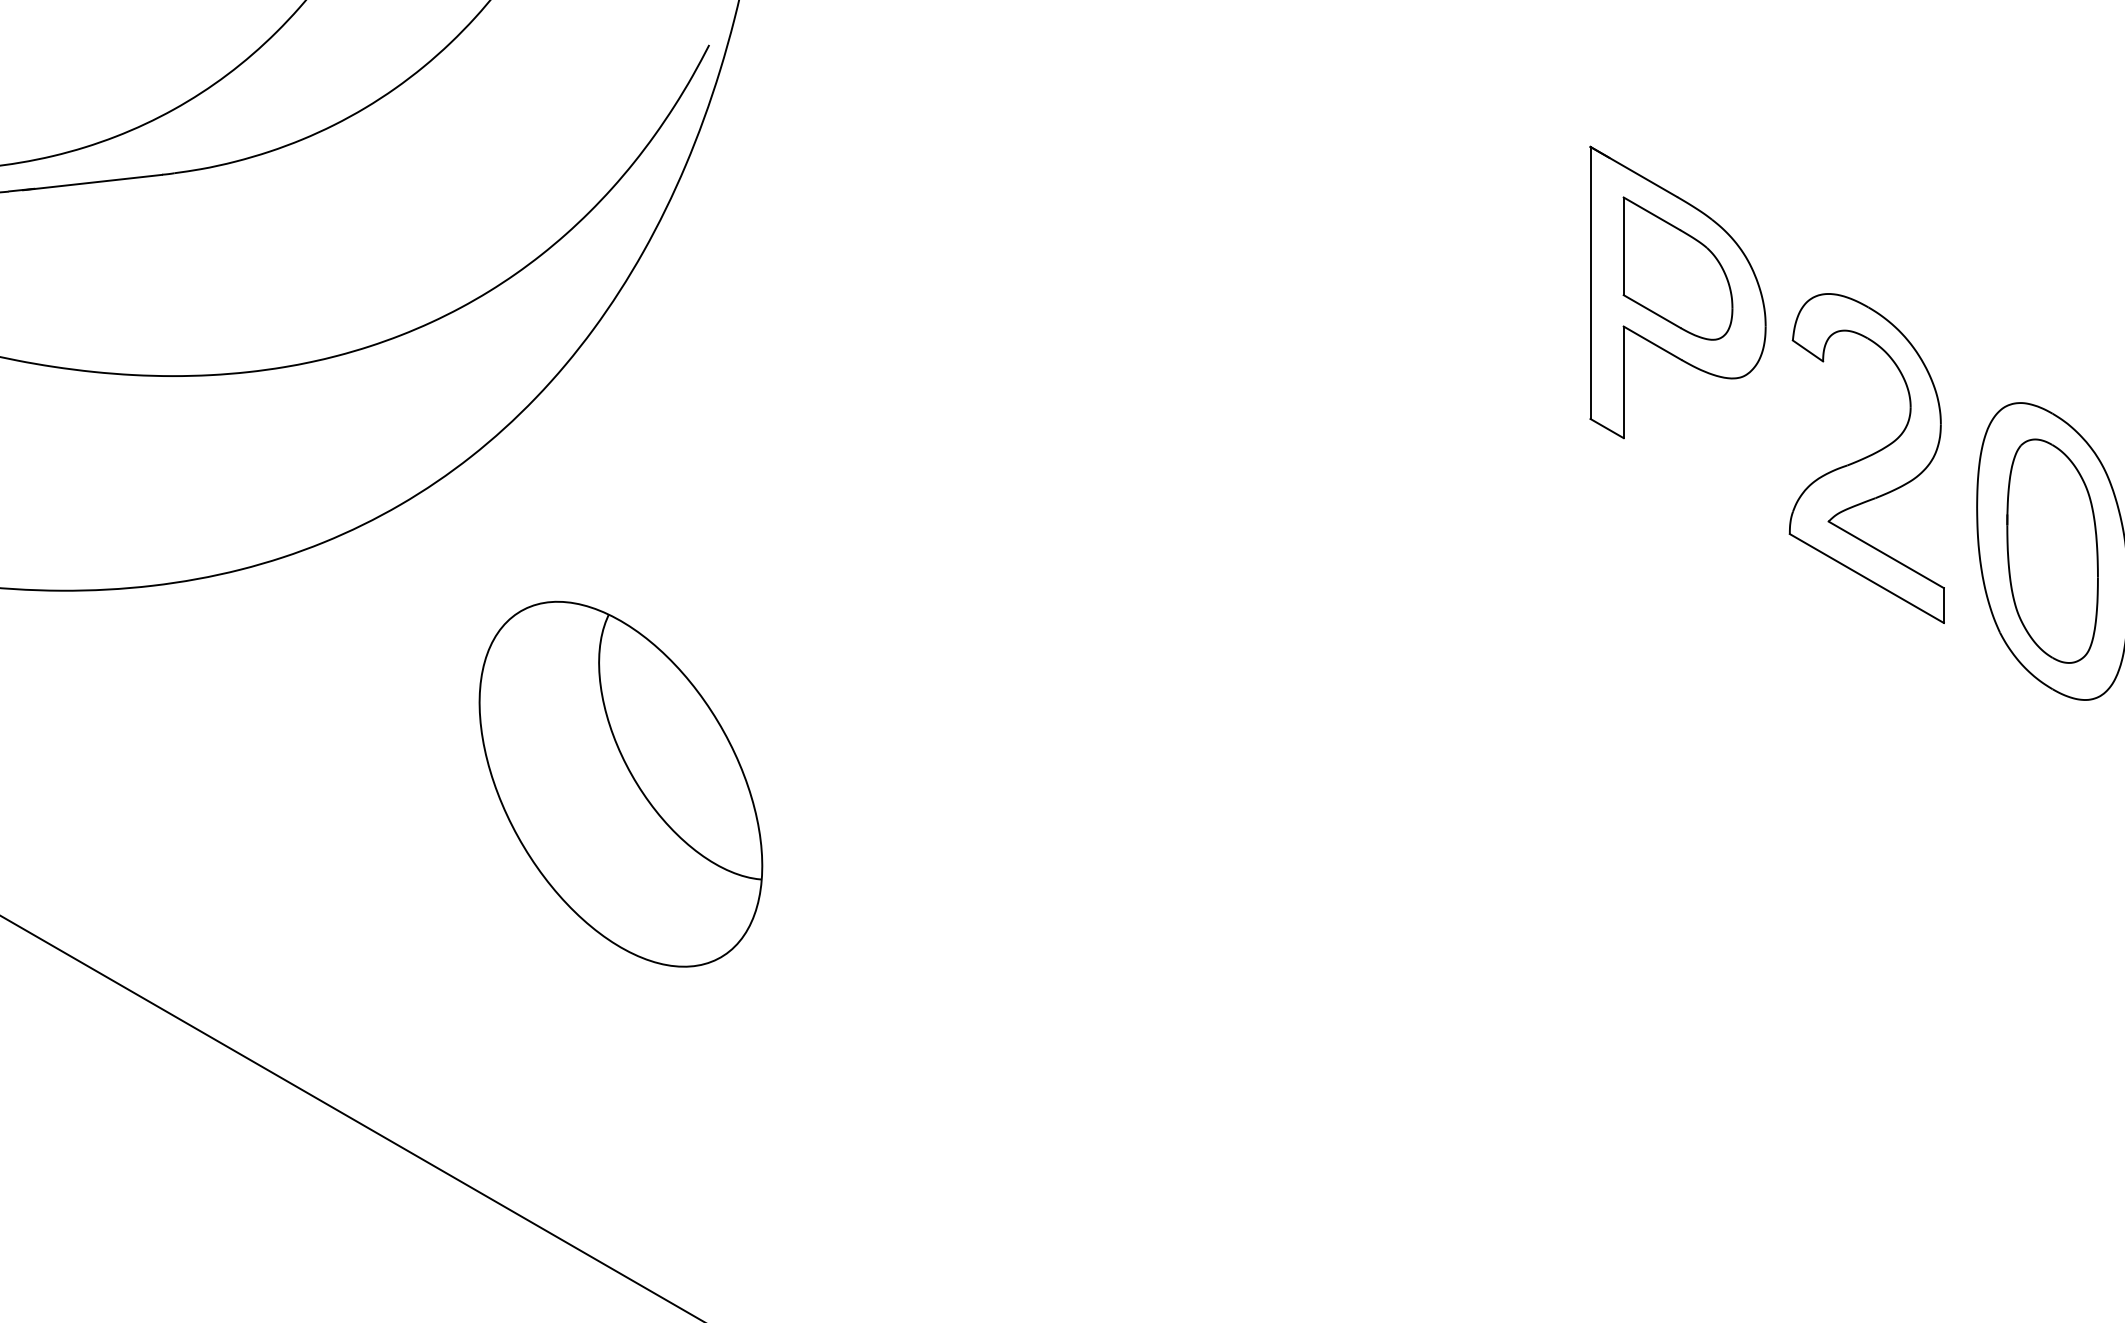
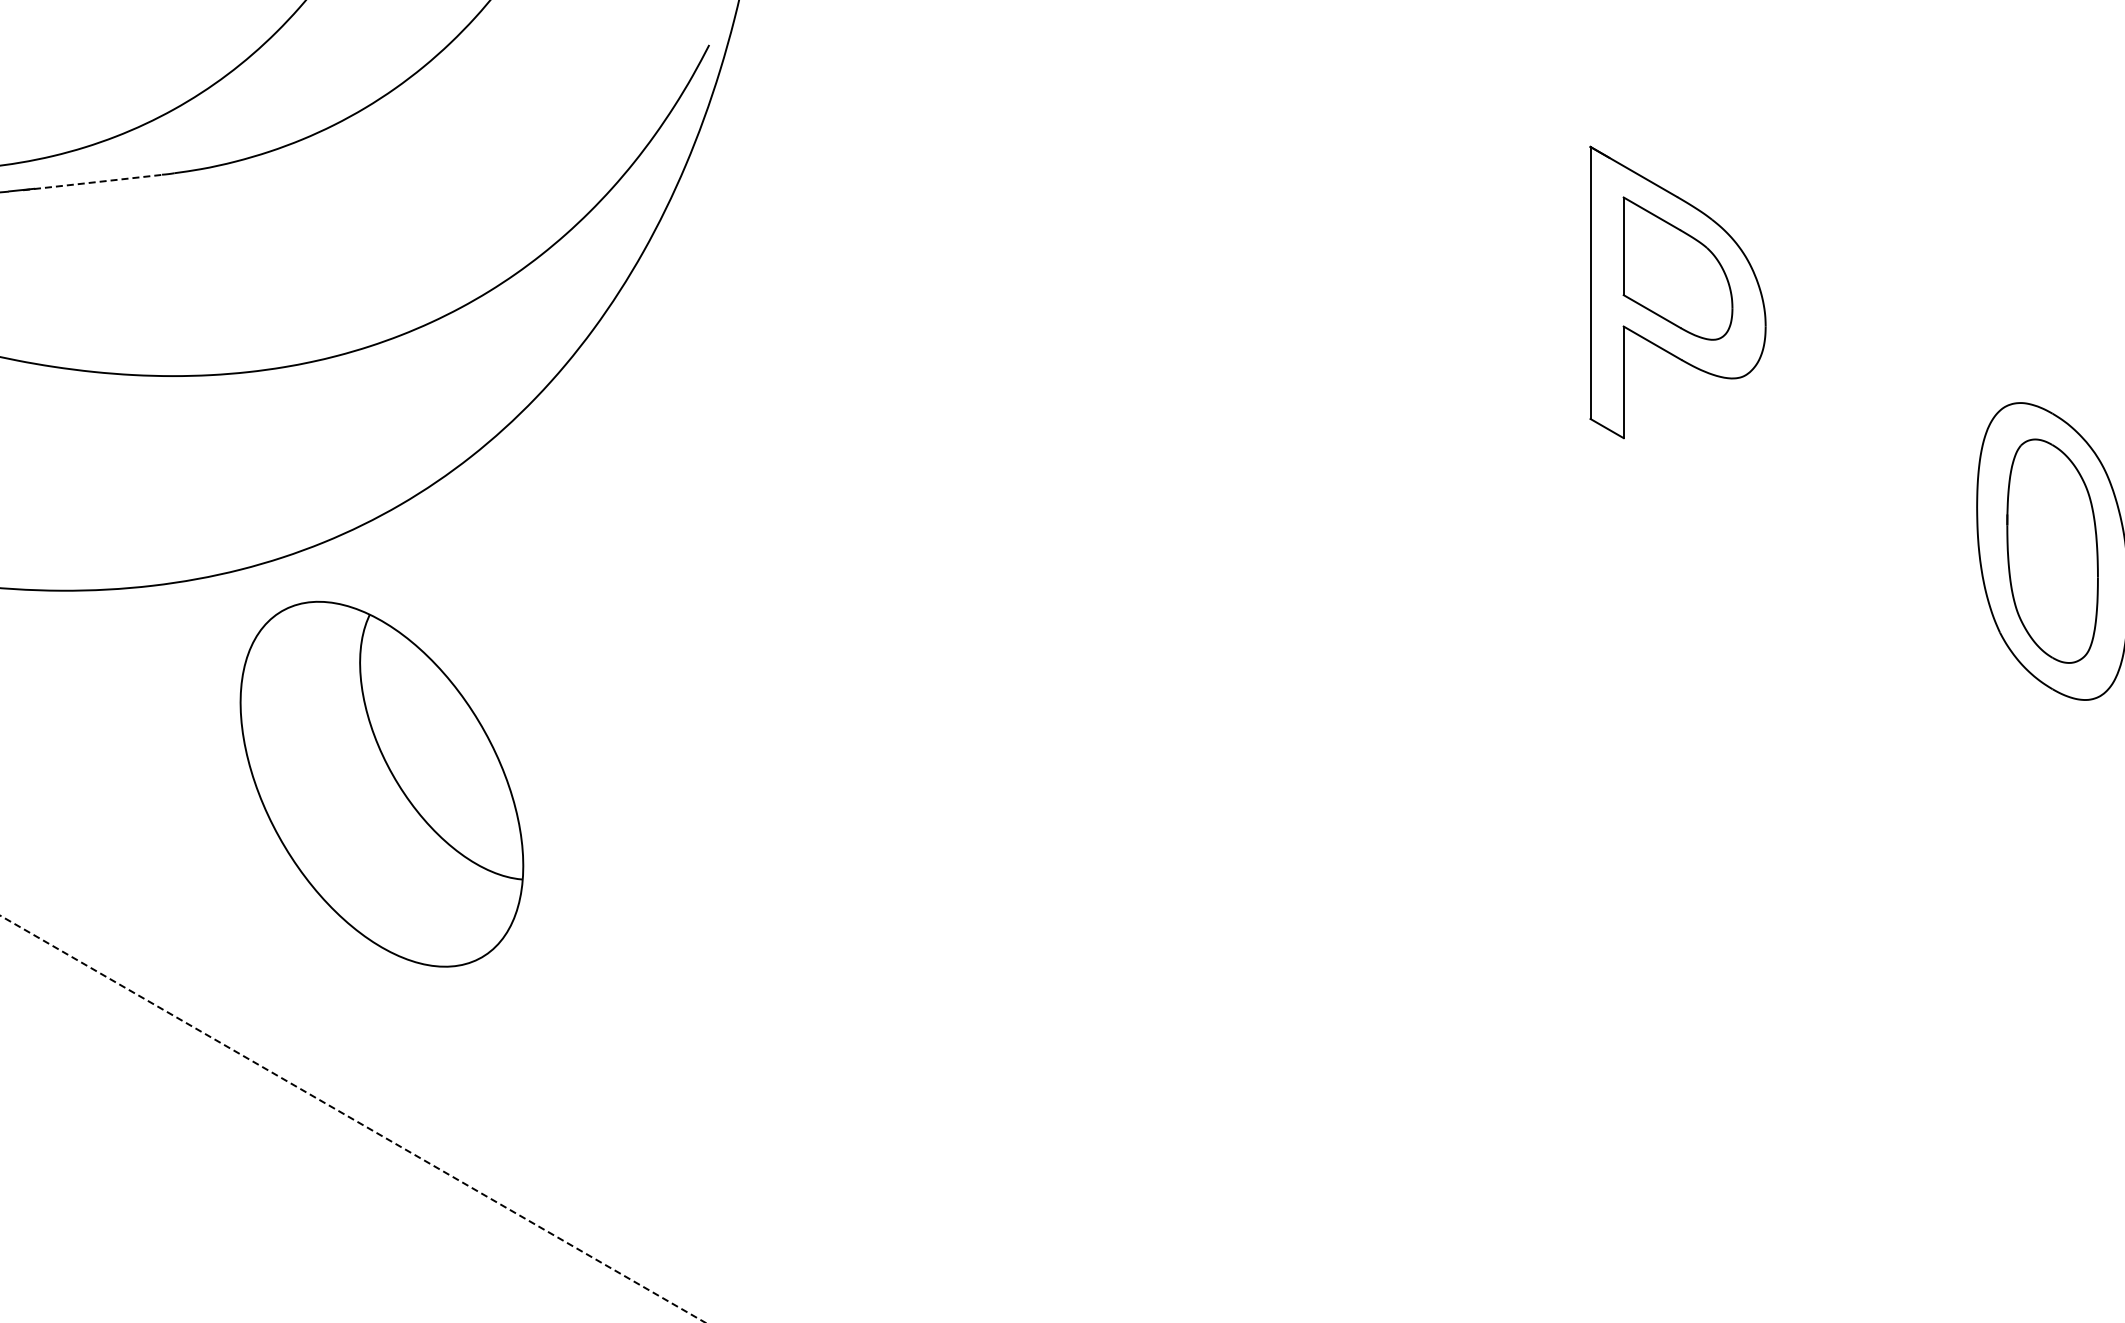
line: solid -> dashed (92, 182)
part: present -> none (1866, 458)
part position: (620, 783) -> (381, 783) (381, 783)
line: solid -> dashed (352, 1118)
